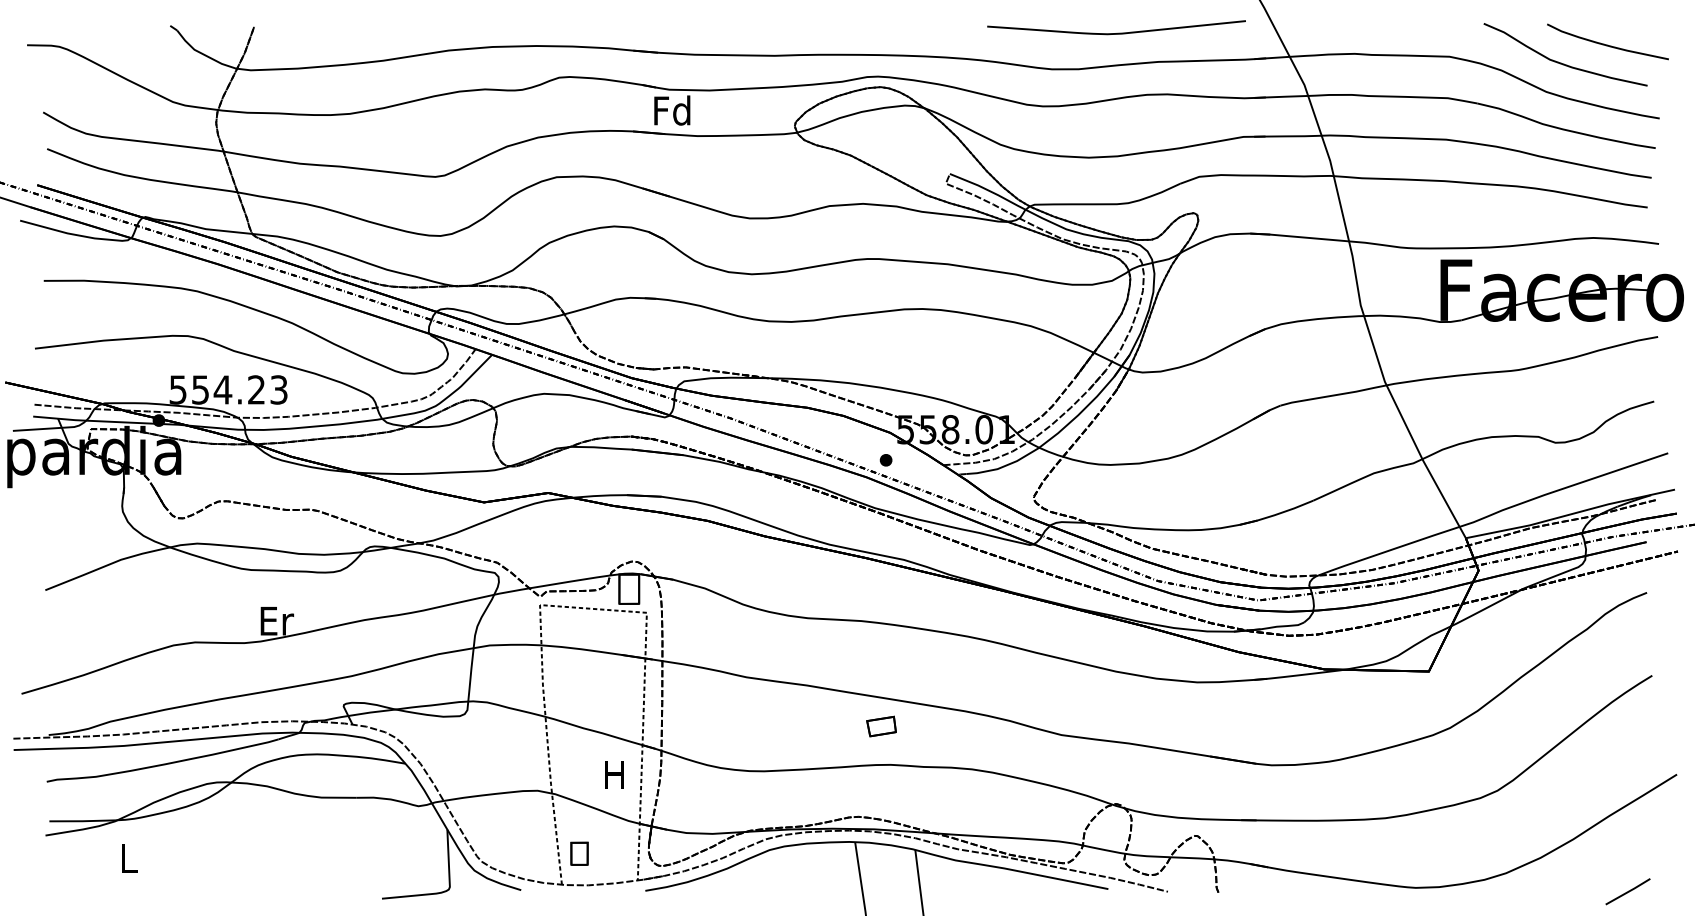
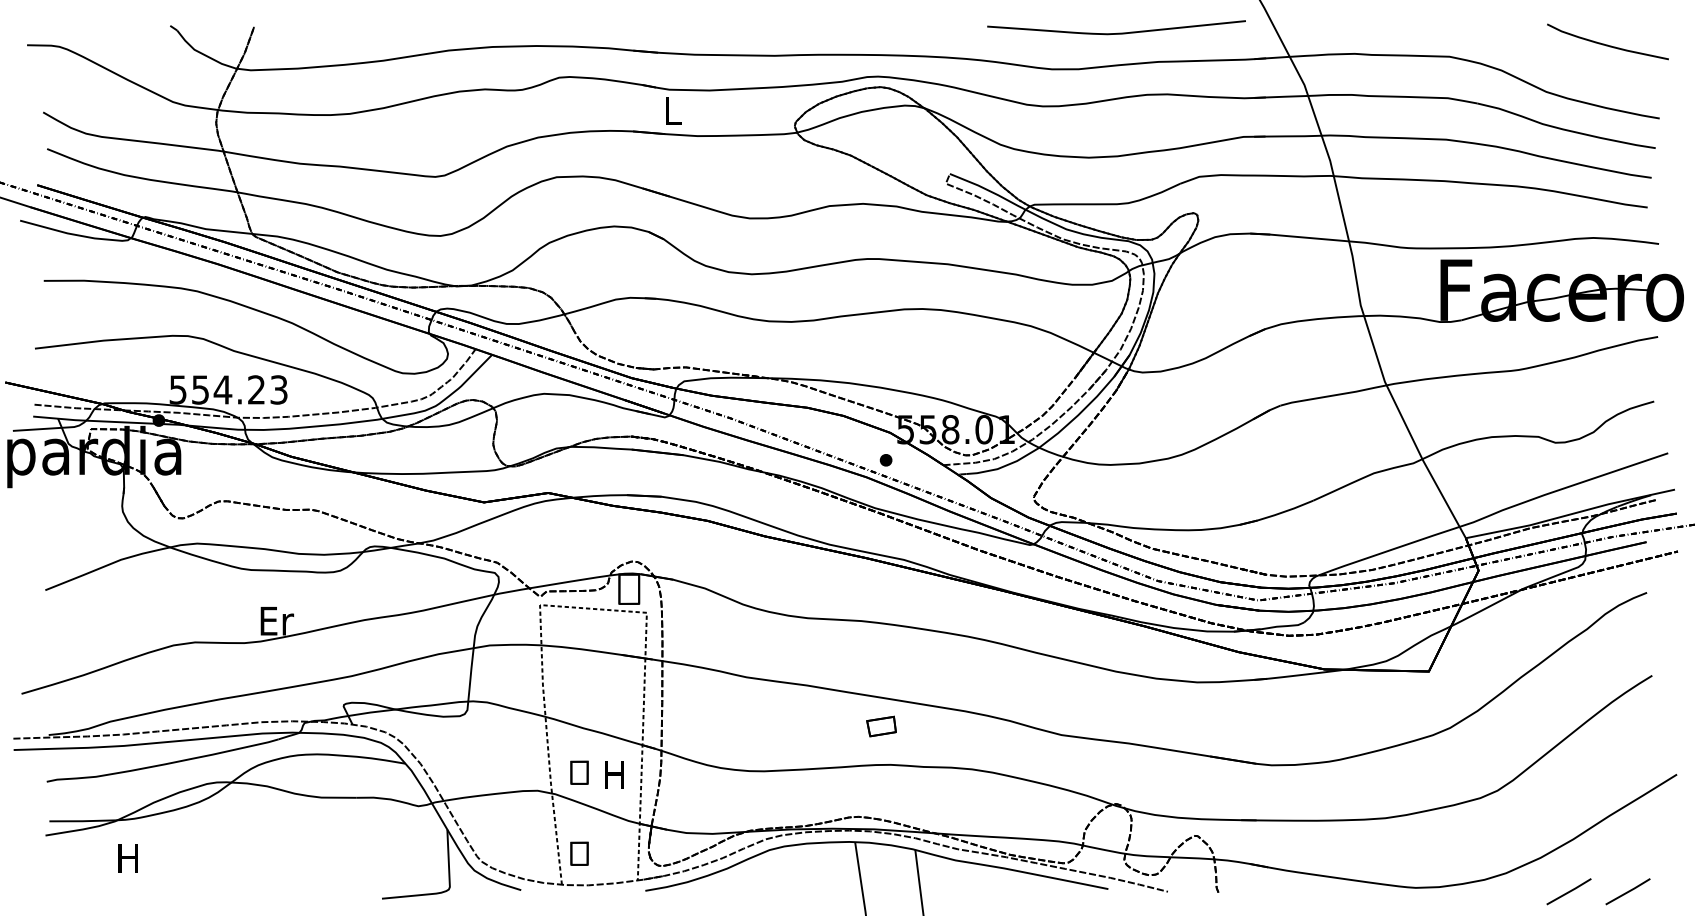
curve: present -> none (1561, 62)
text: Fd -> L (672, 110)
part: none -> present (579, 772)
text: L -> H (127, 858)
line: none -> present (1568, 891)
